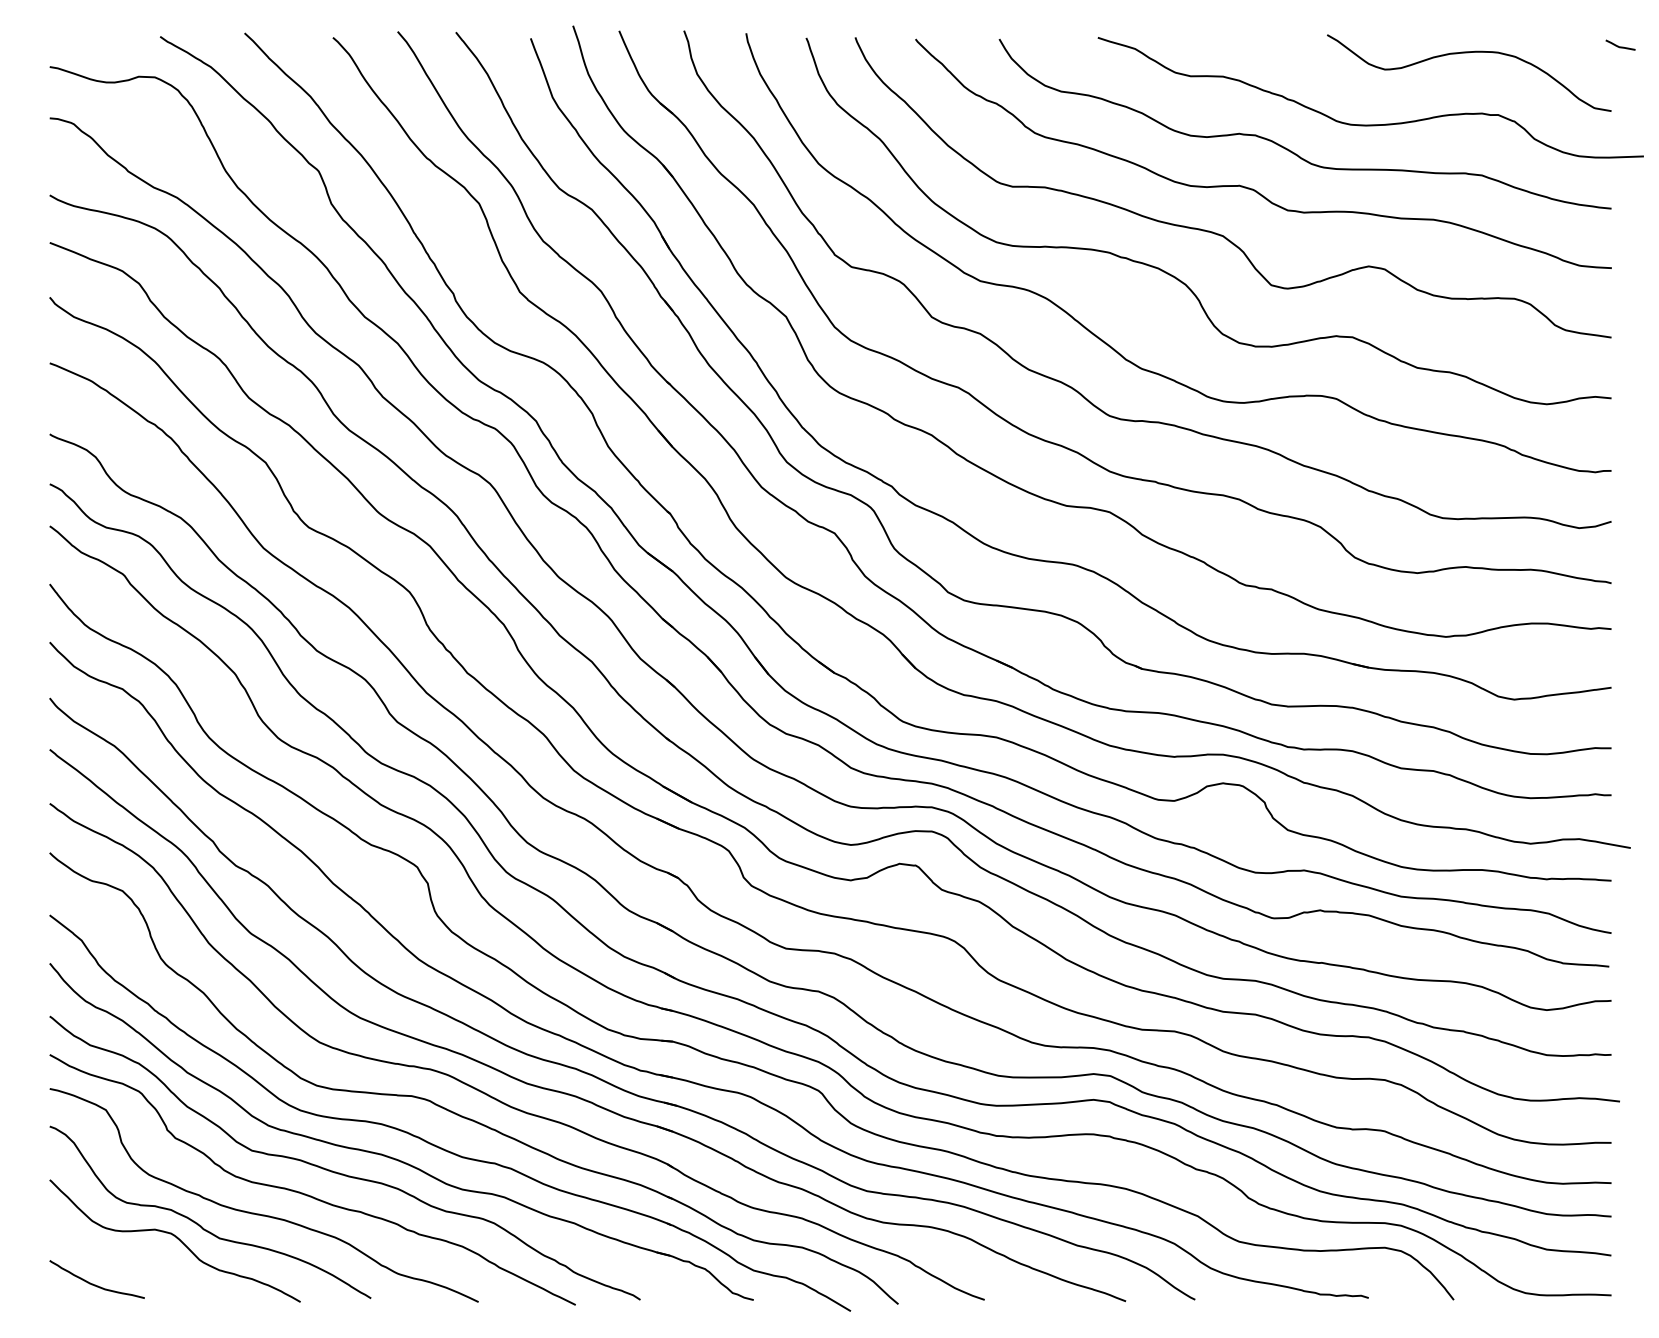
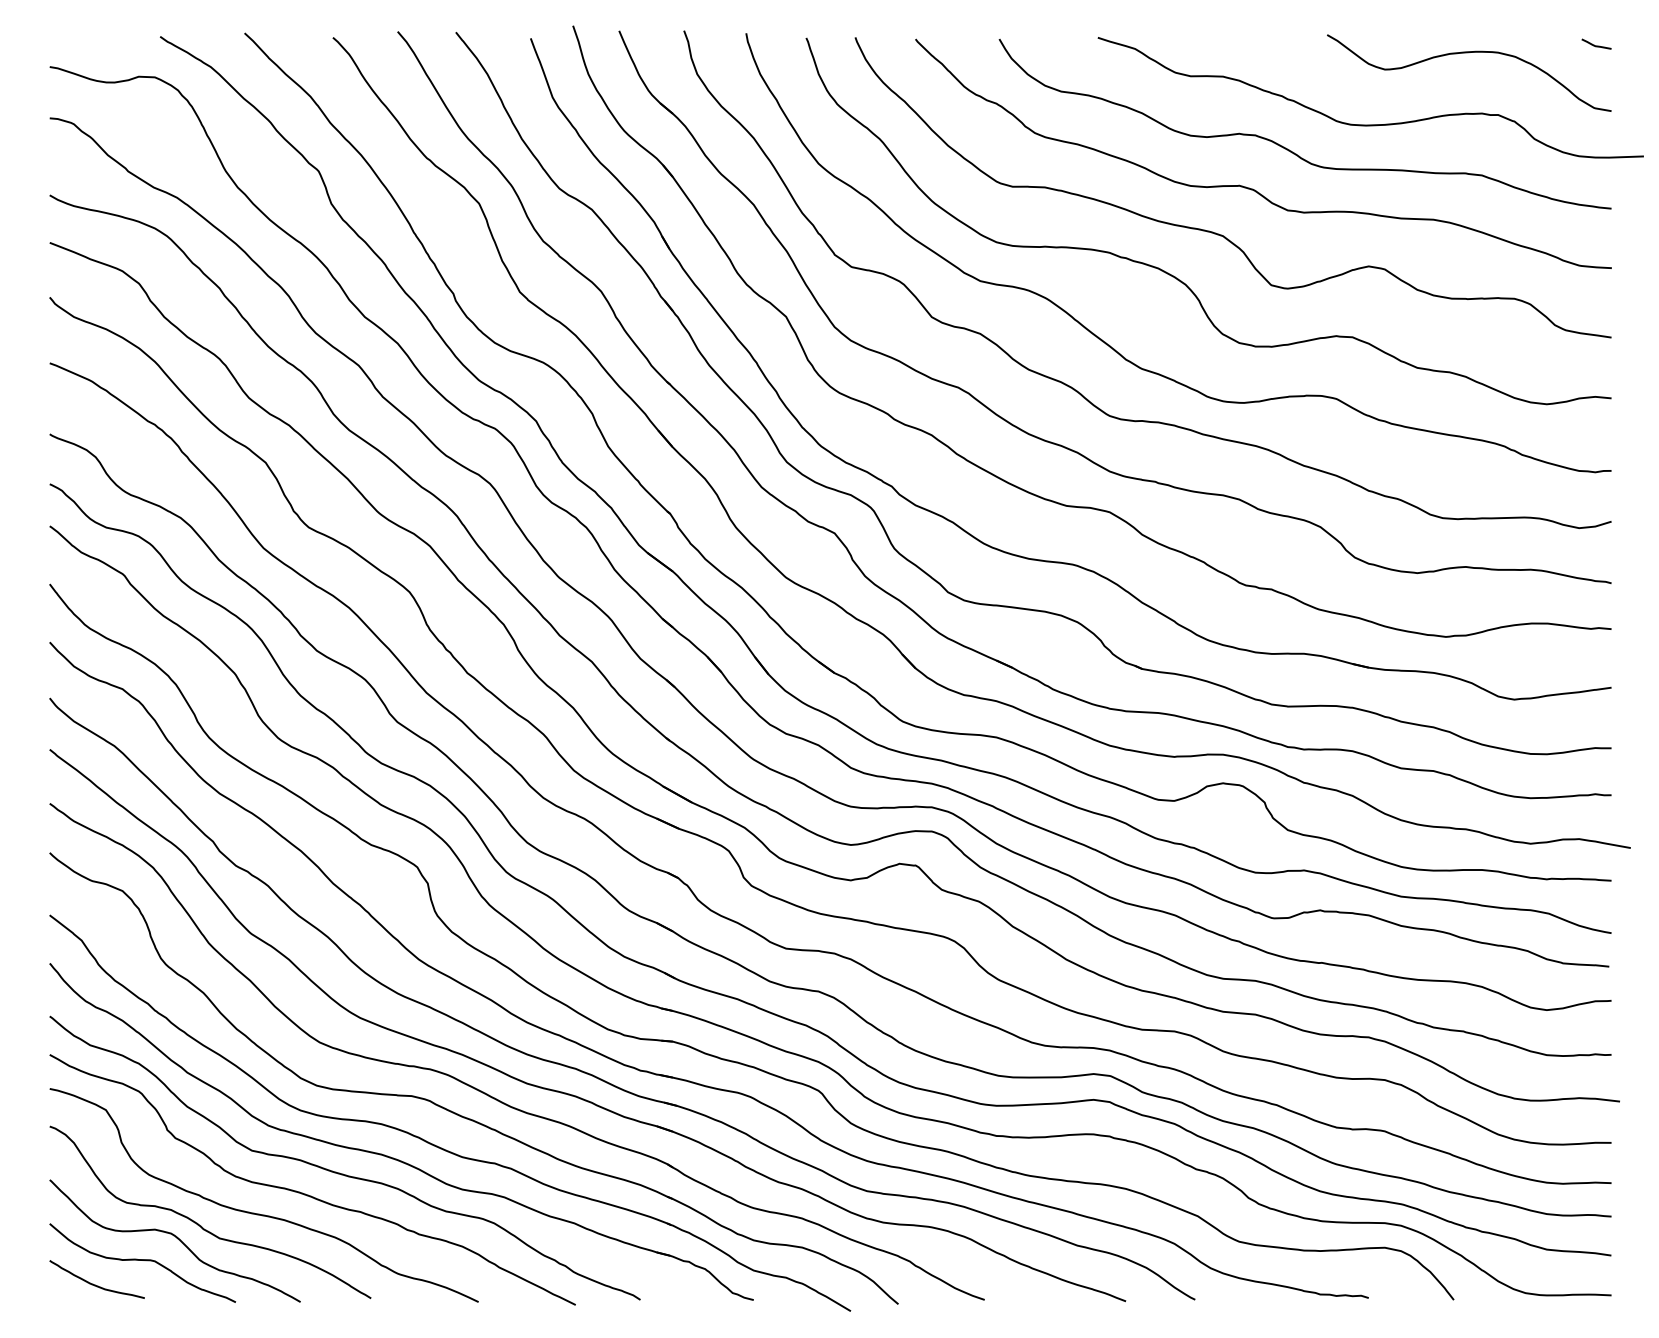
curve position: (1620, 46) -> (1596, 45) (1596, 45)
curve: none -> present (142, 1260)
